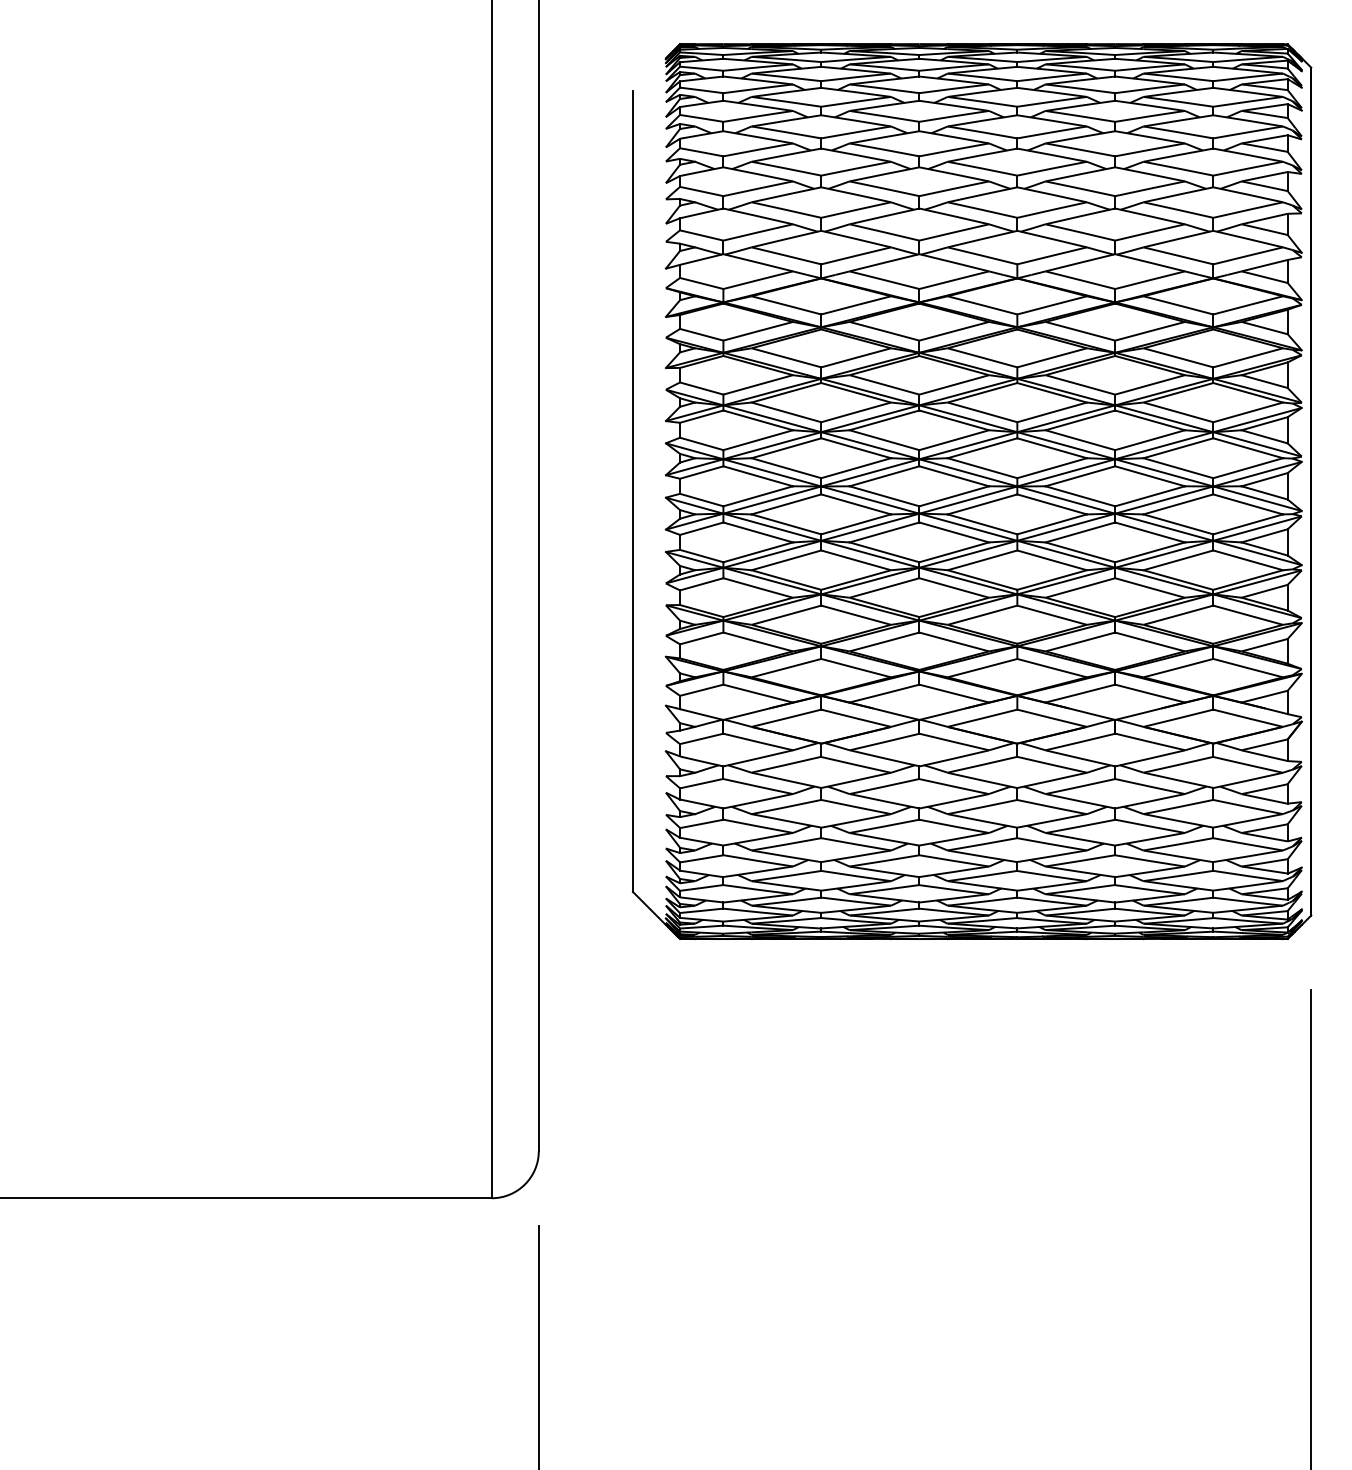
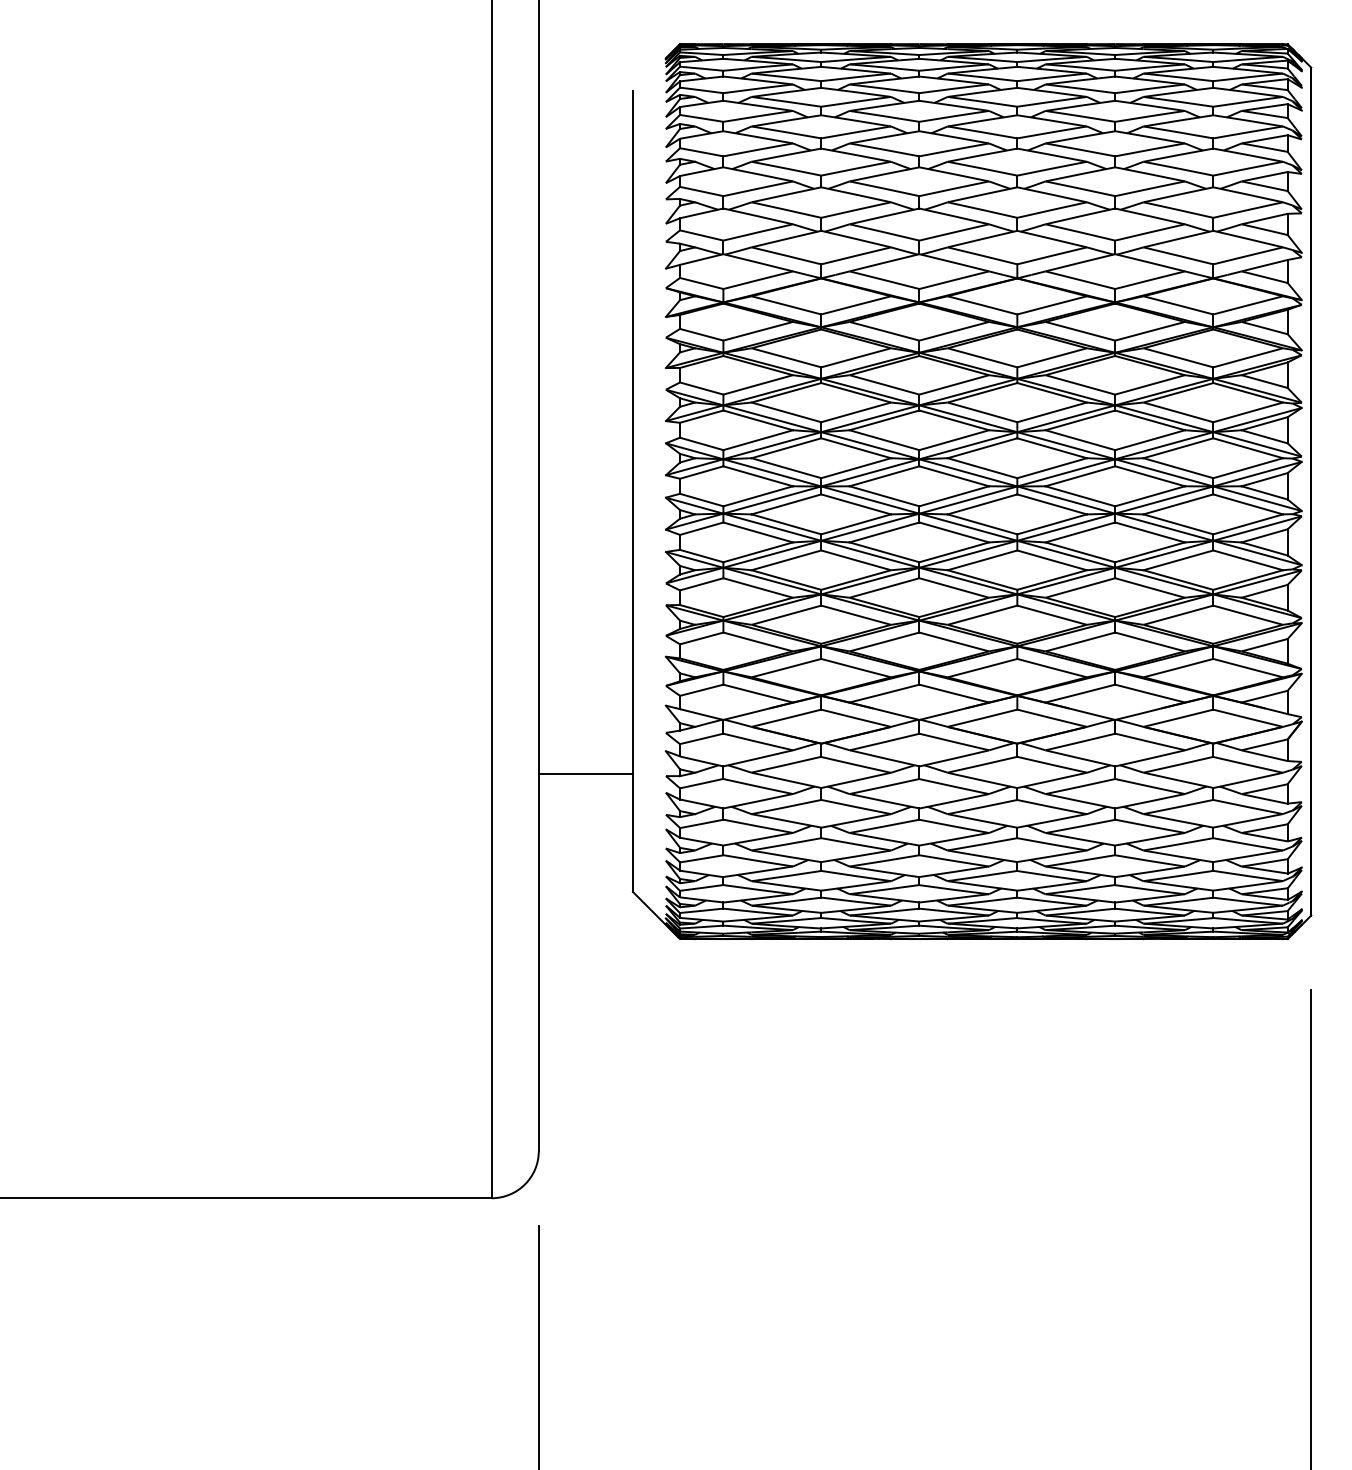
line: none -> present (585, 774)
